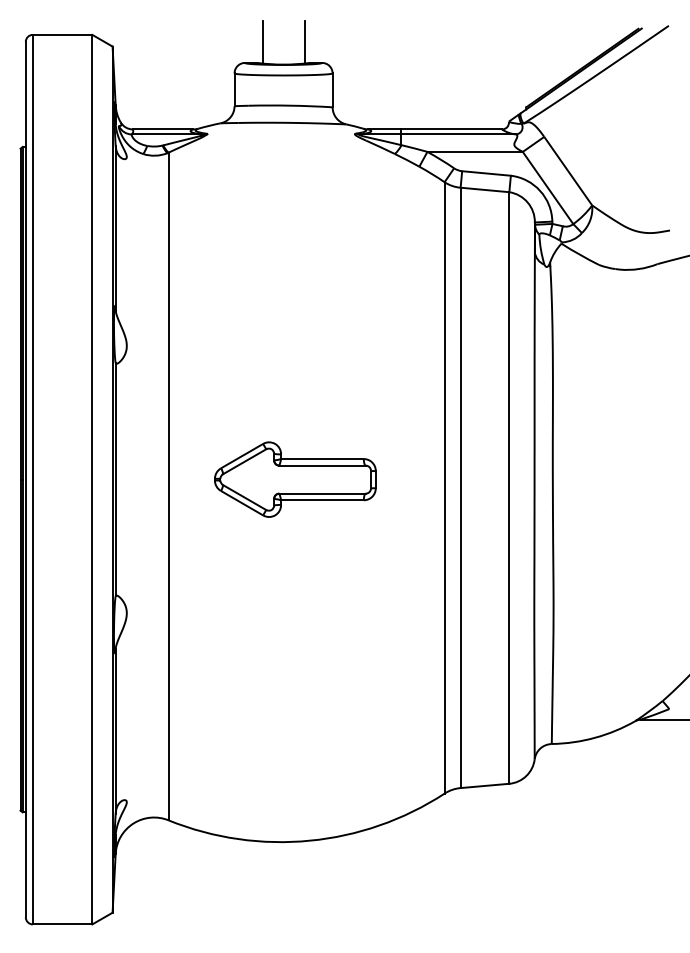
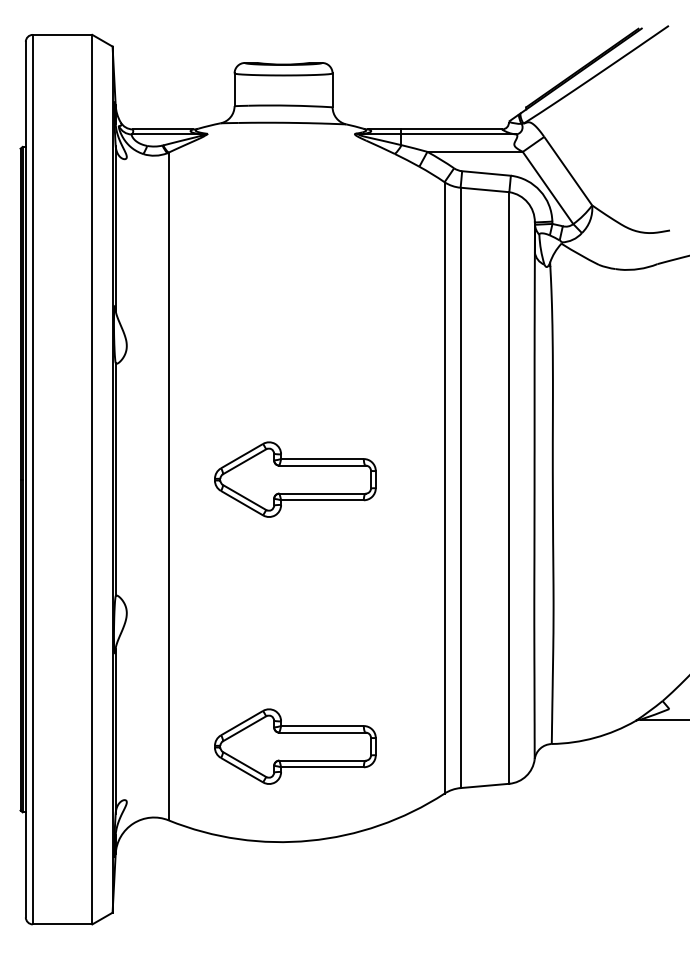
line: present -> none (262, 41)
line: present -> none (304, 41)
part: none -> present (295, 746)
